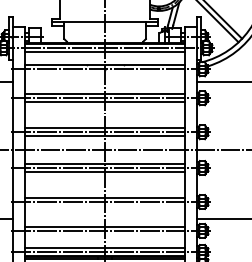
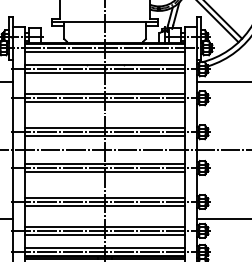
line: none -> present (104, 73)
line: none -> present (104, 205)
line: none -> present (104, 234)
